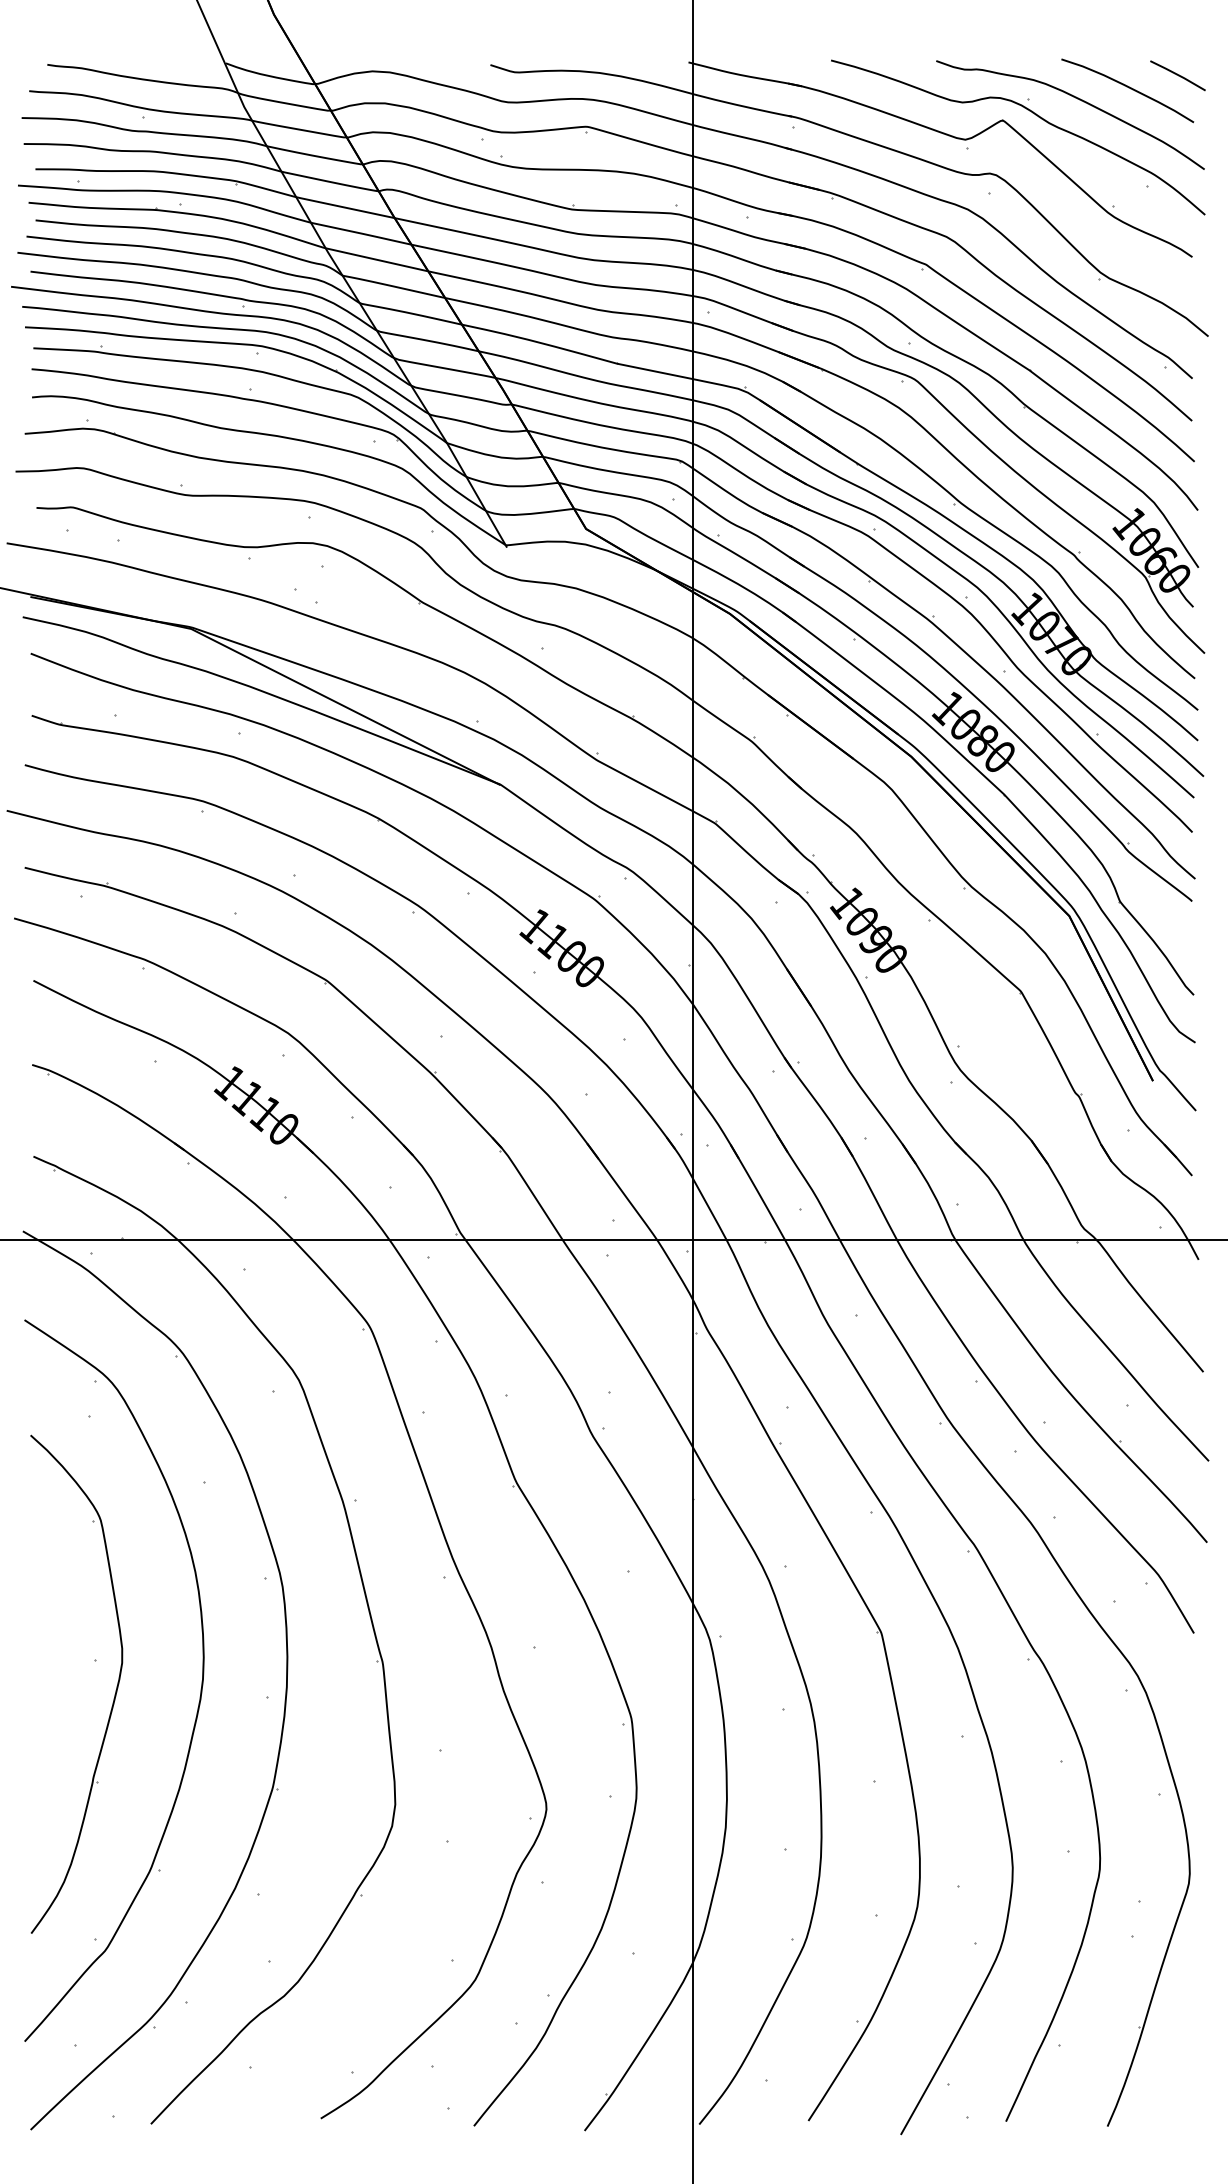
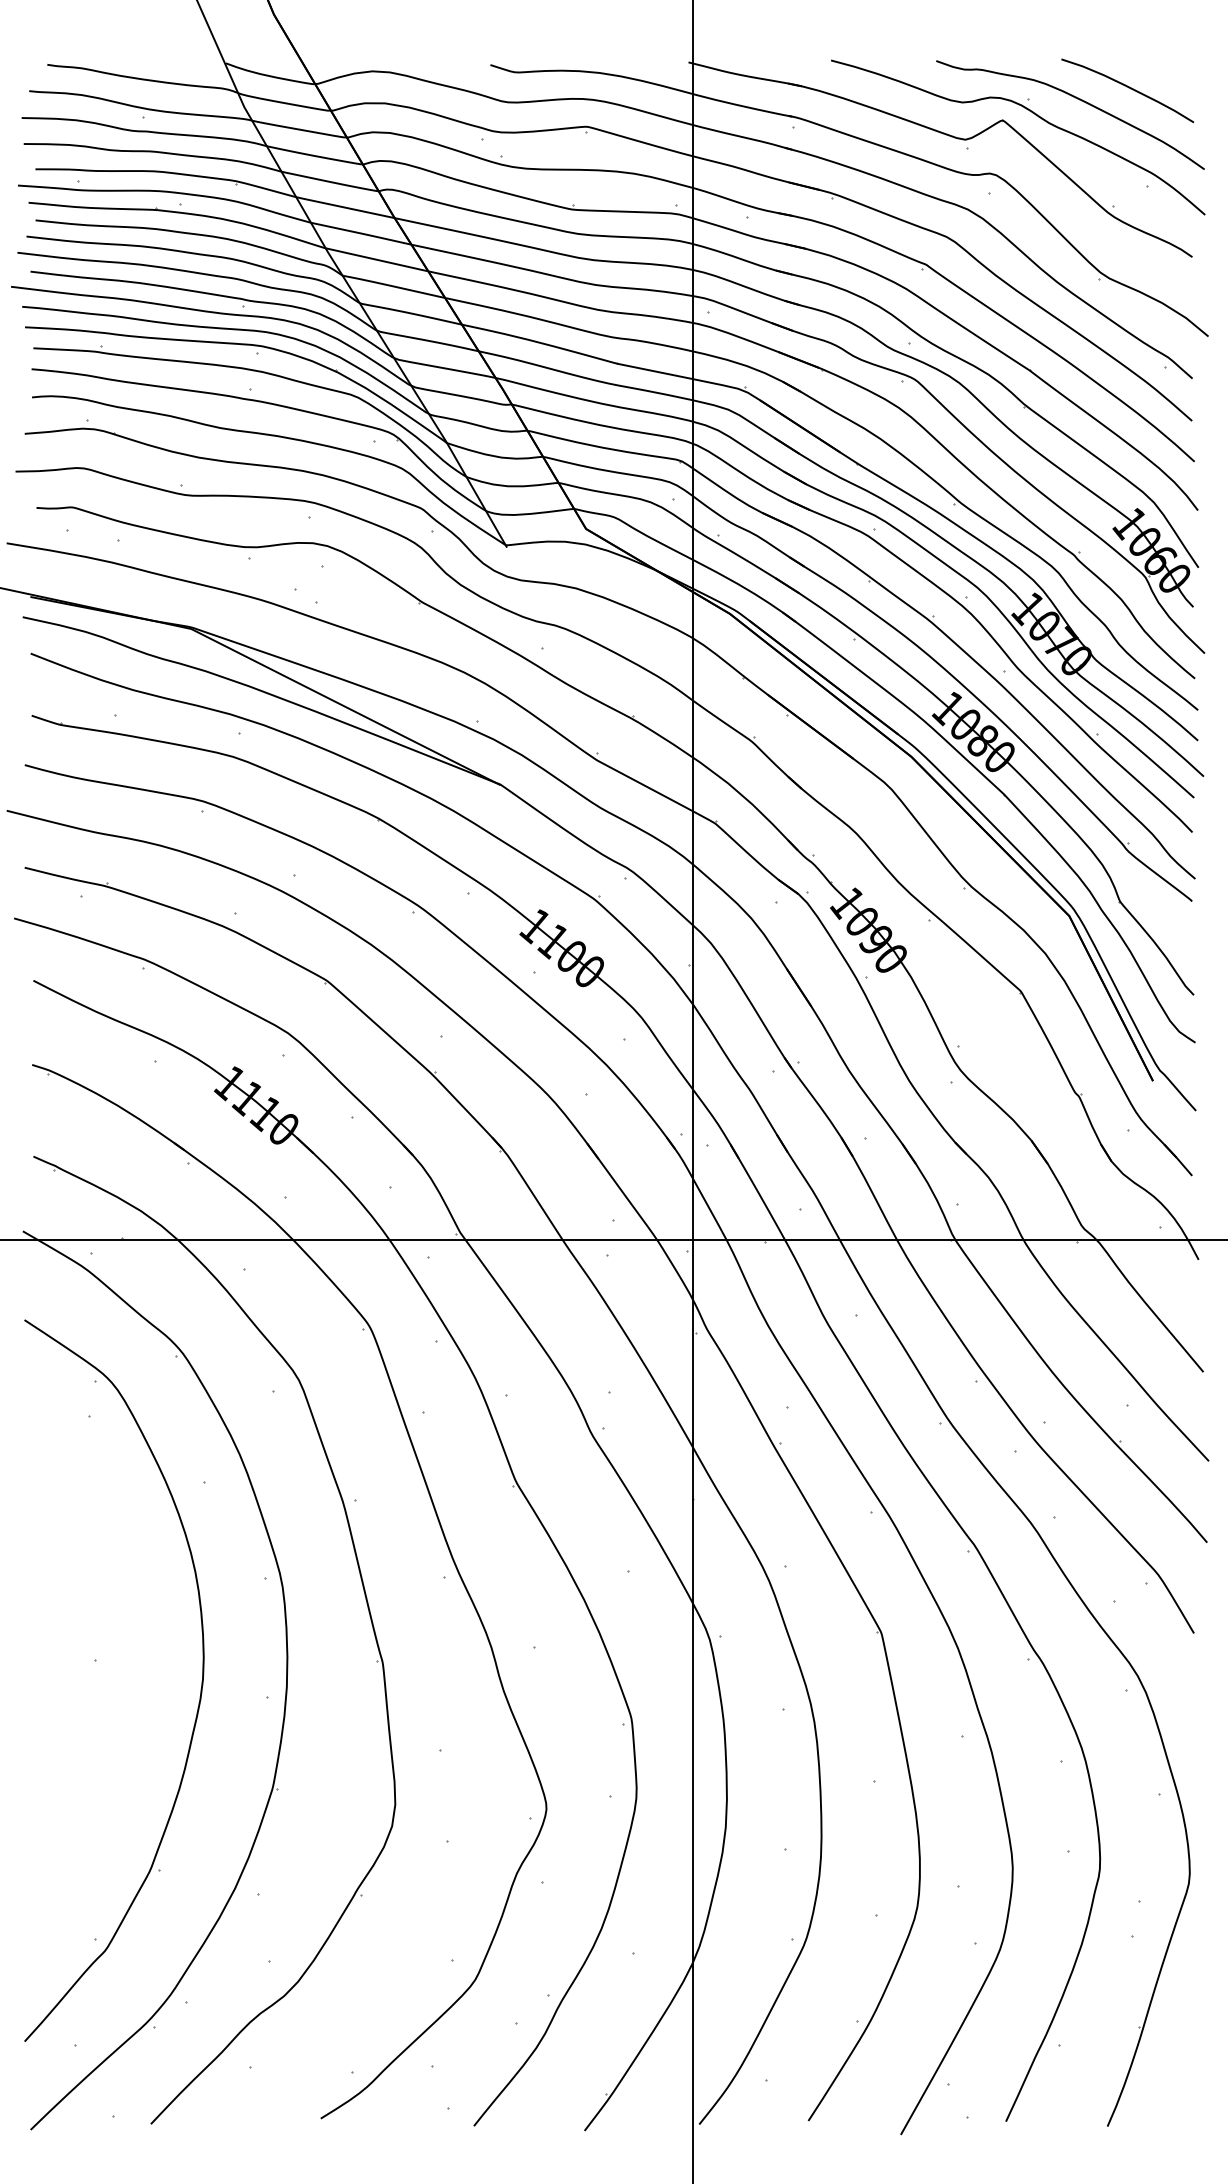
line: present -> none (1177, 75)
part: present -> none (114, 1694)
